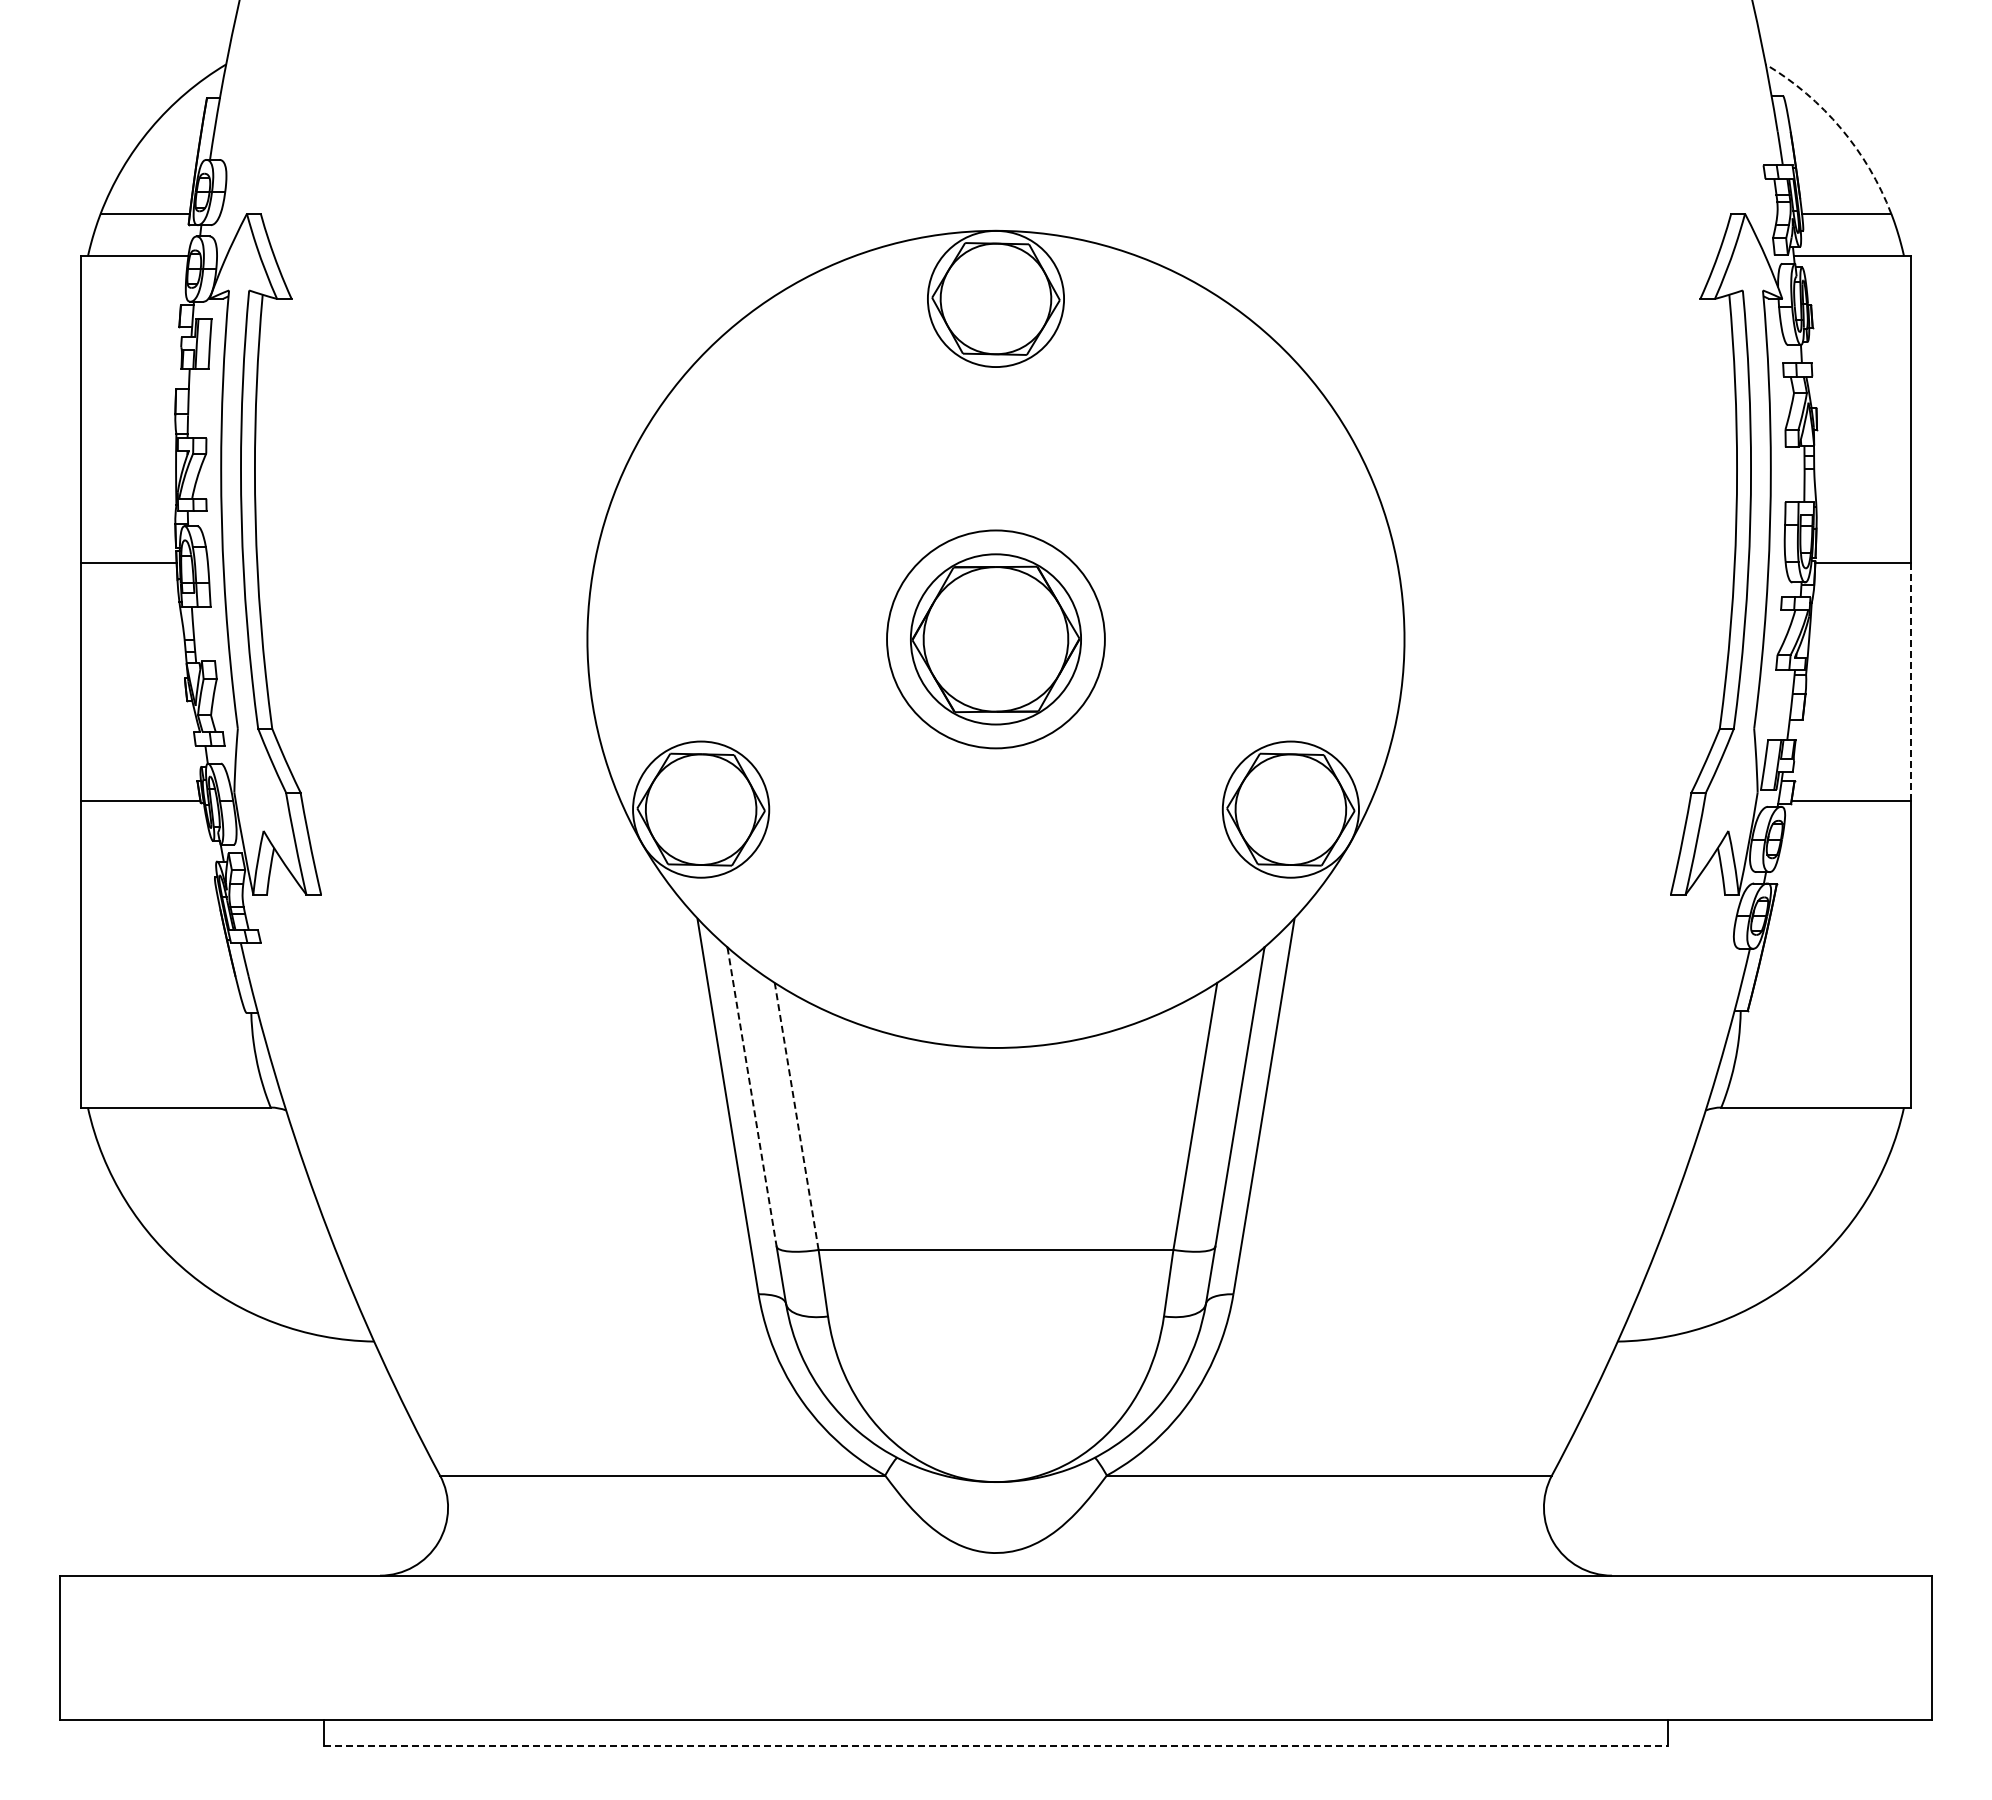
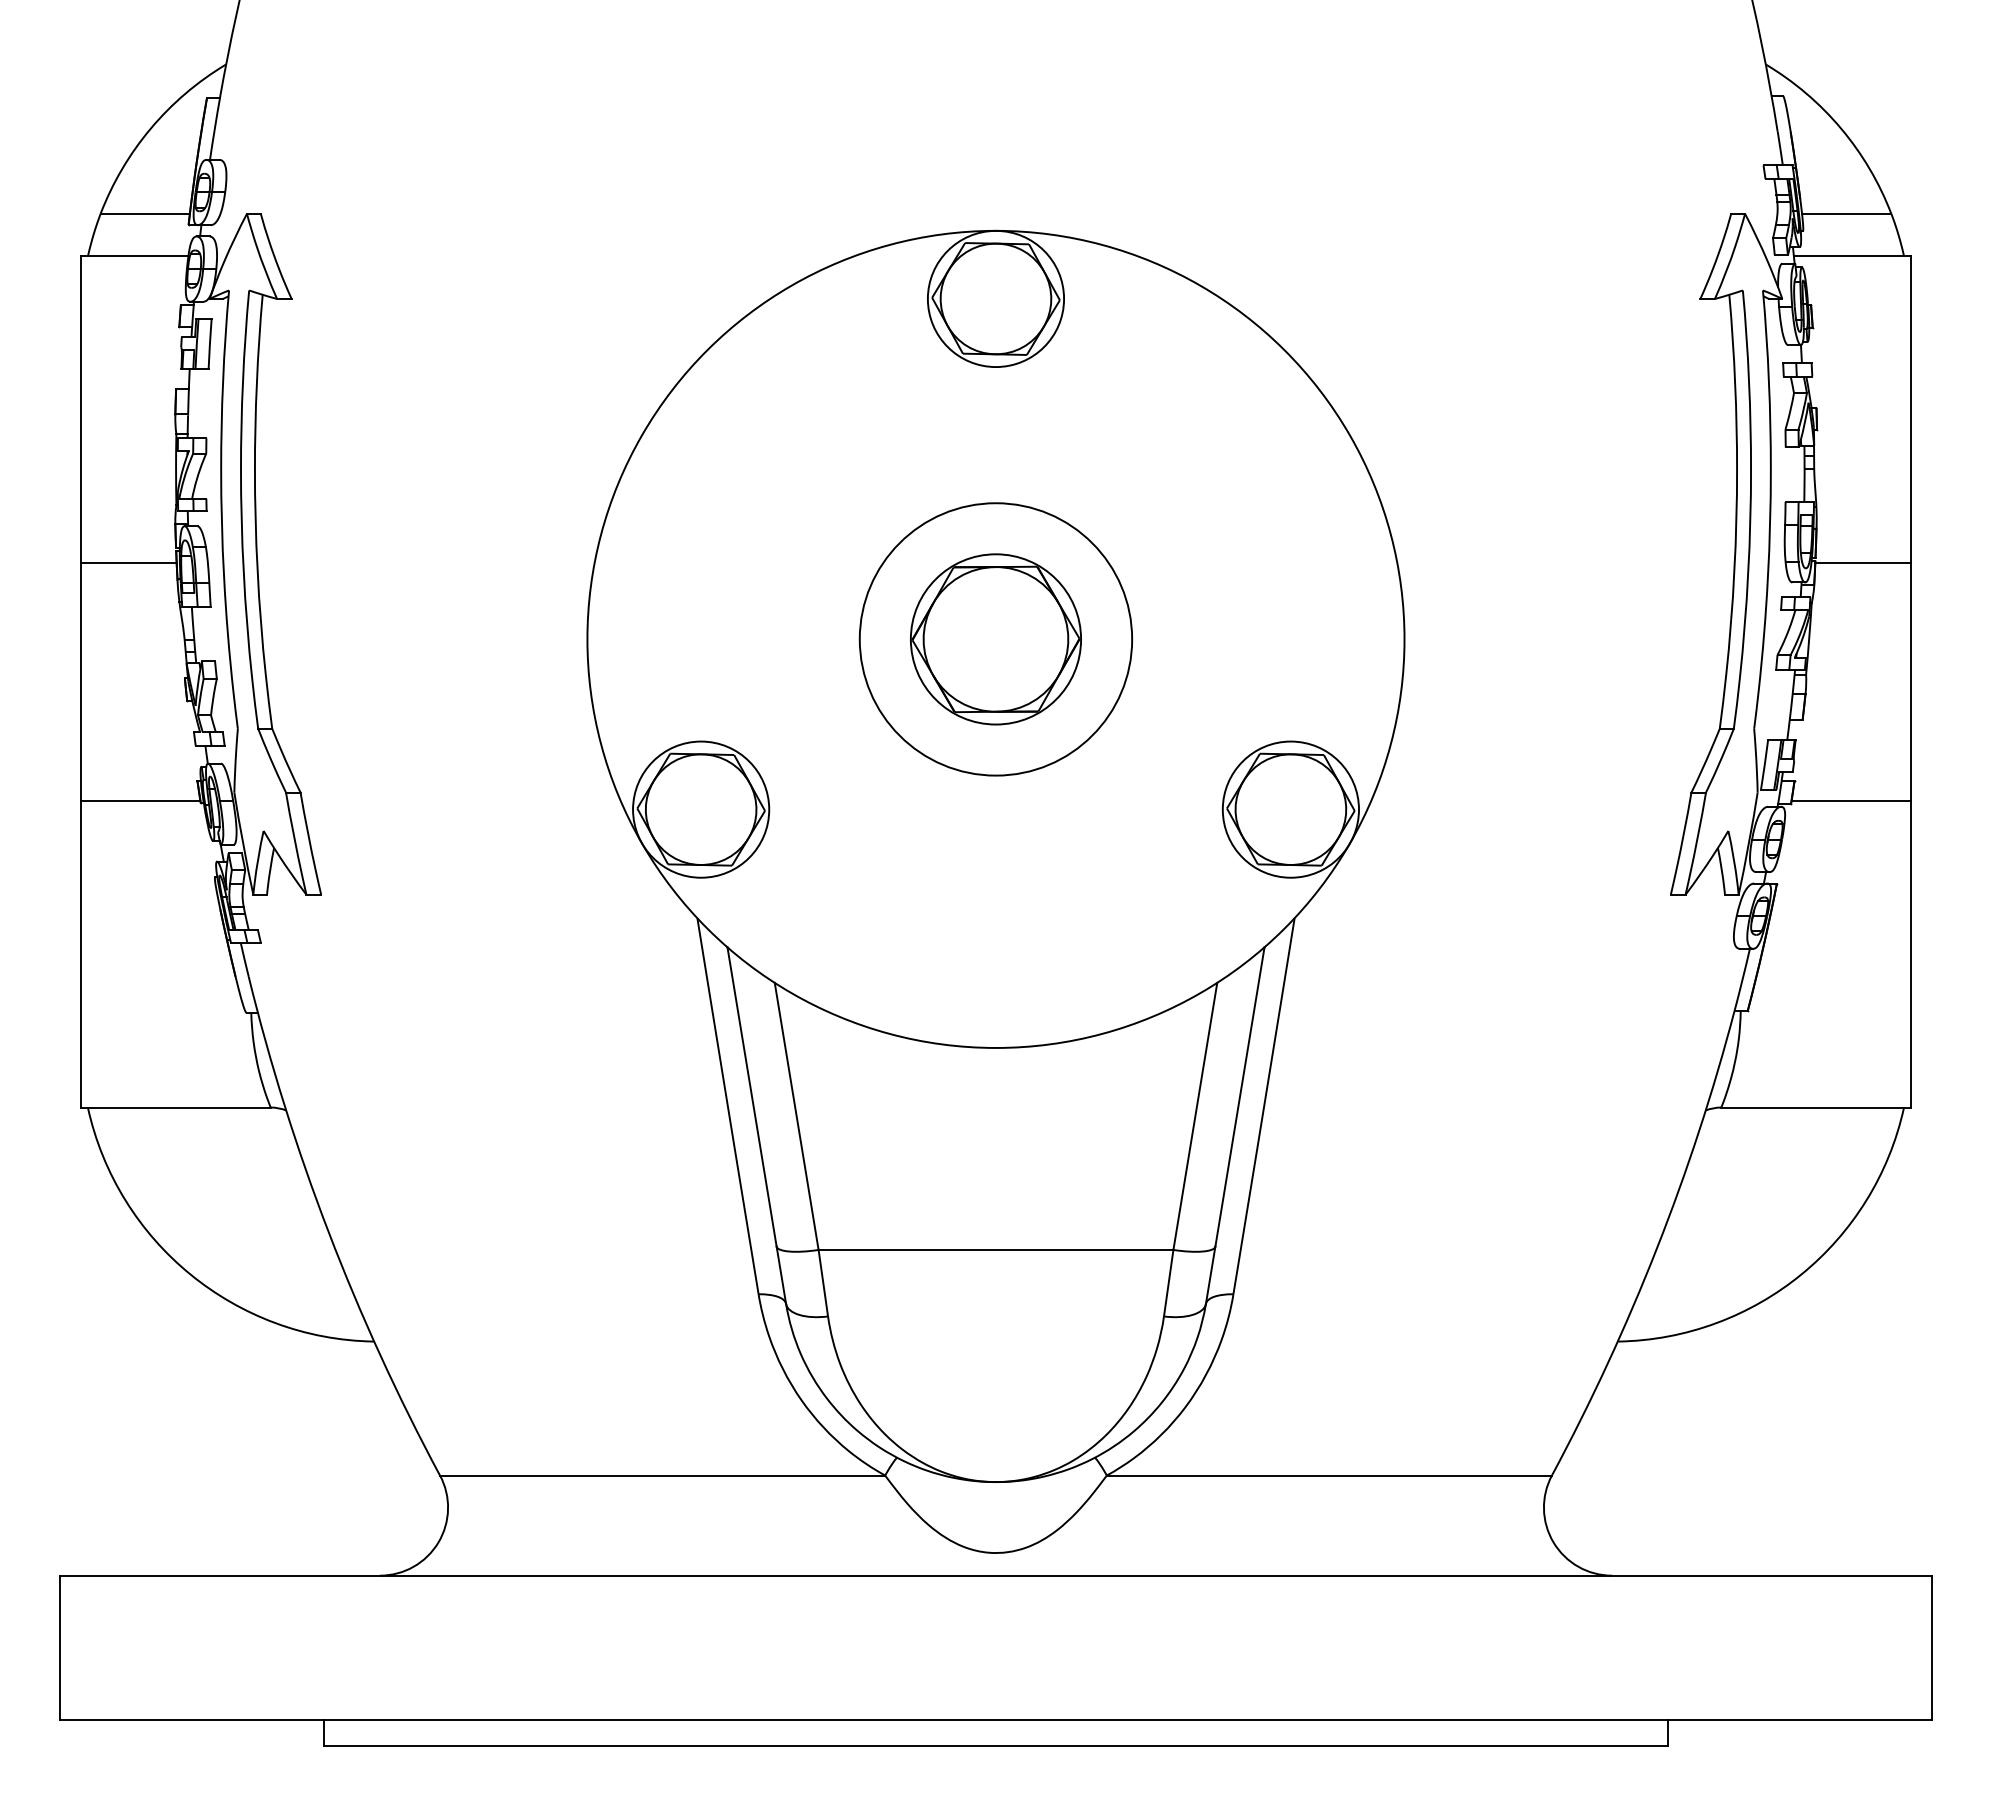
arc: dashed -> solid (1841, 128)
circle diameter: 218 px -> 272 px (995, 639)
line: dashed -> solid (1910, 681)
line: dashed -> solid (752, 1097)
line: dashed -> solid (796, 1115)
line: dashed -> solid (996, 1745)
